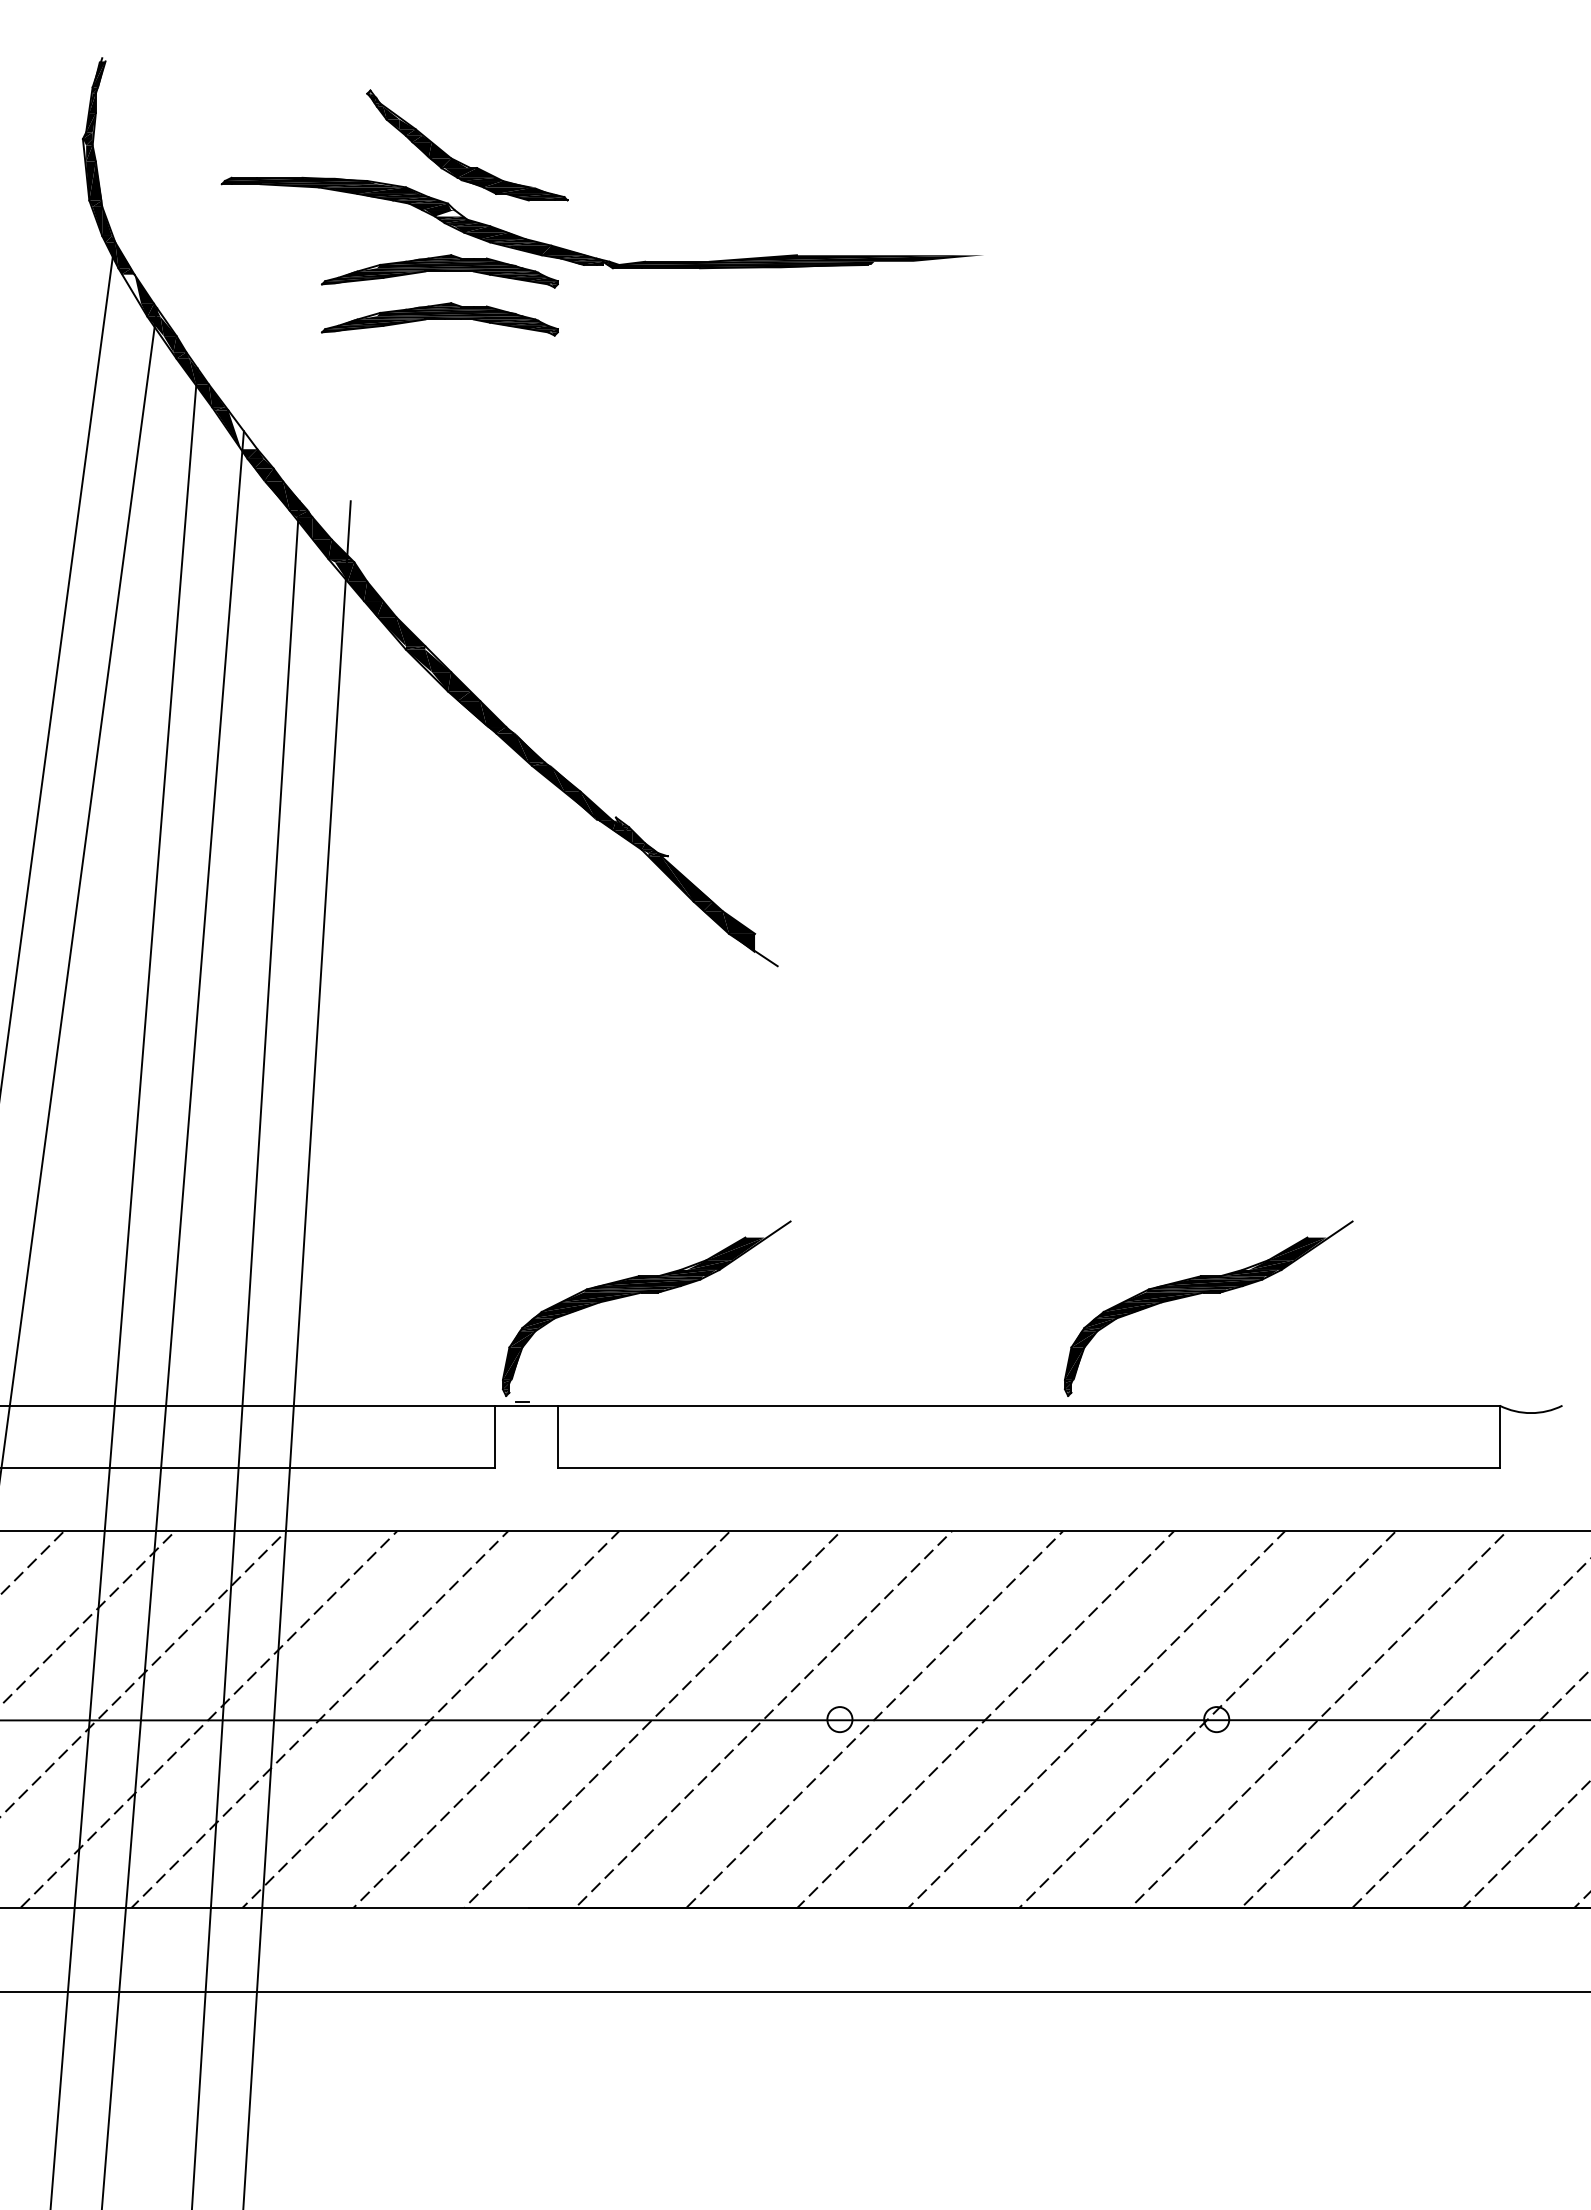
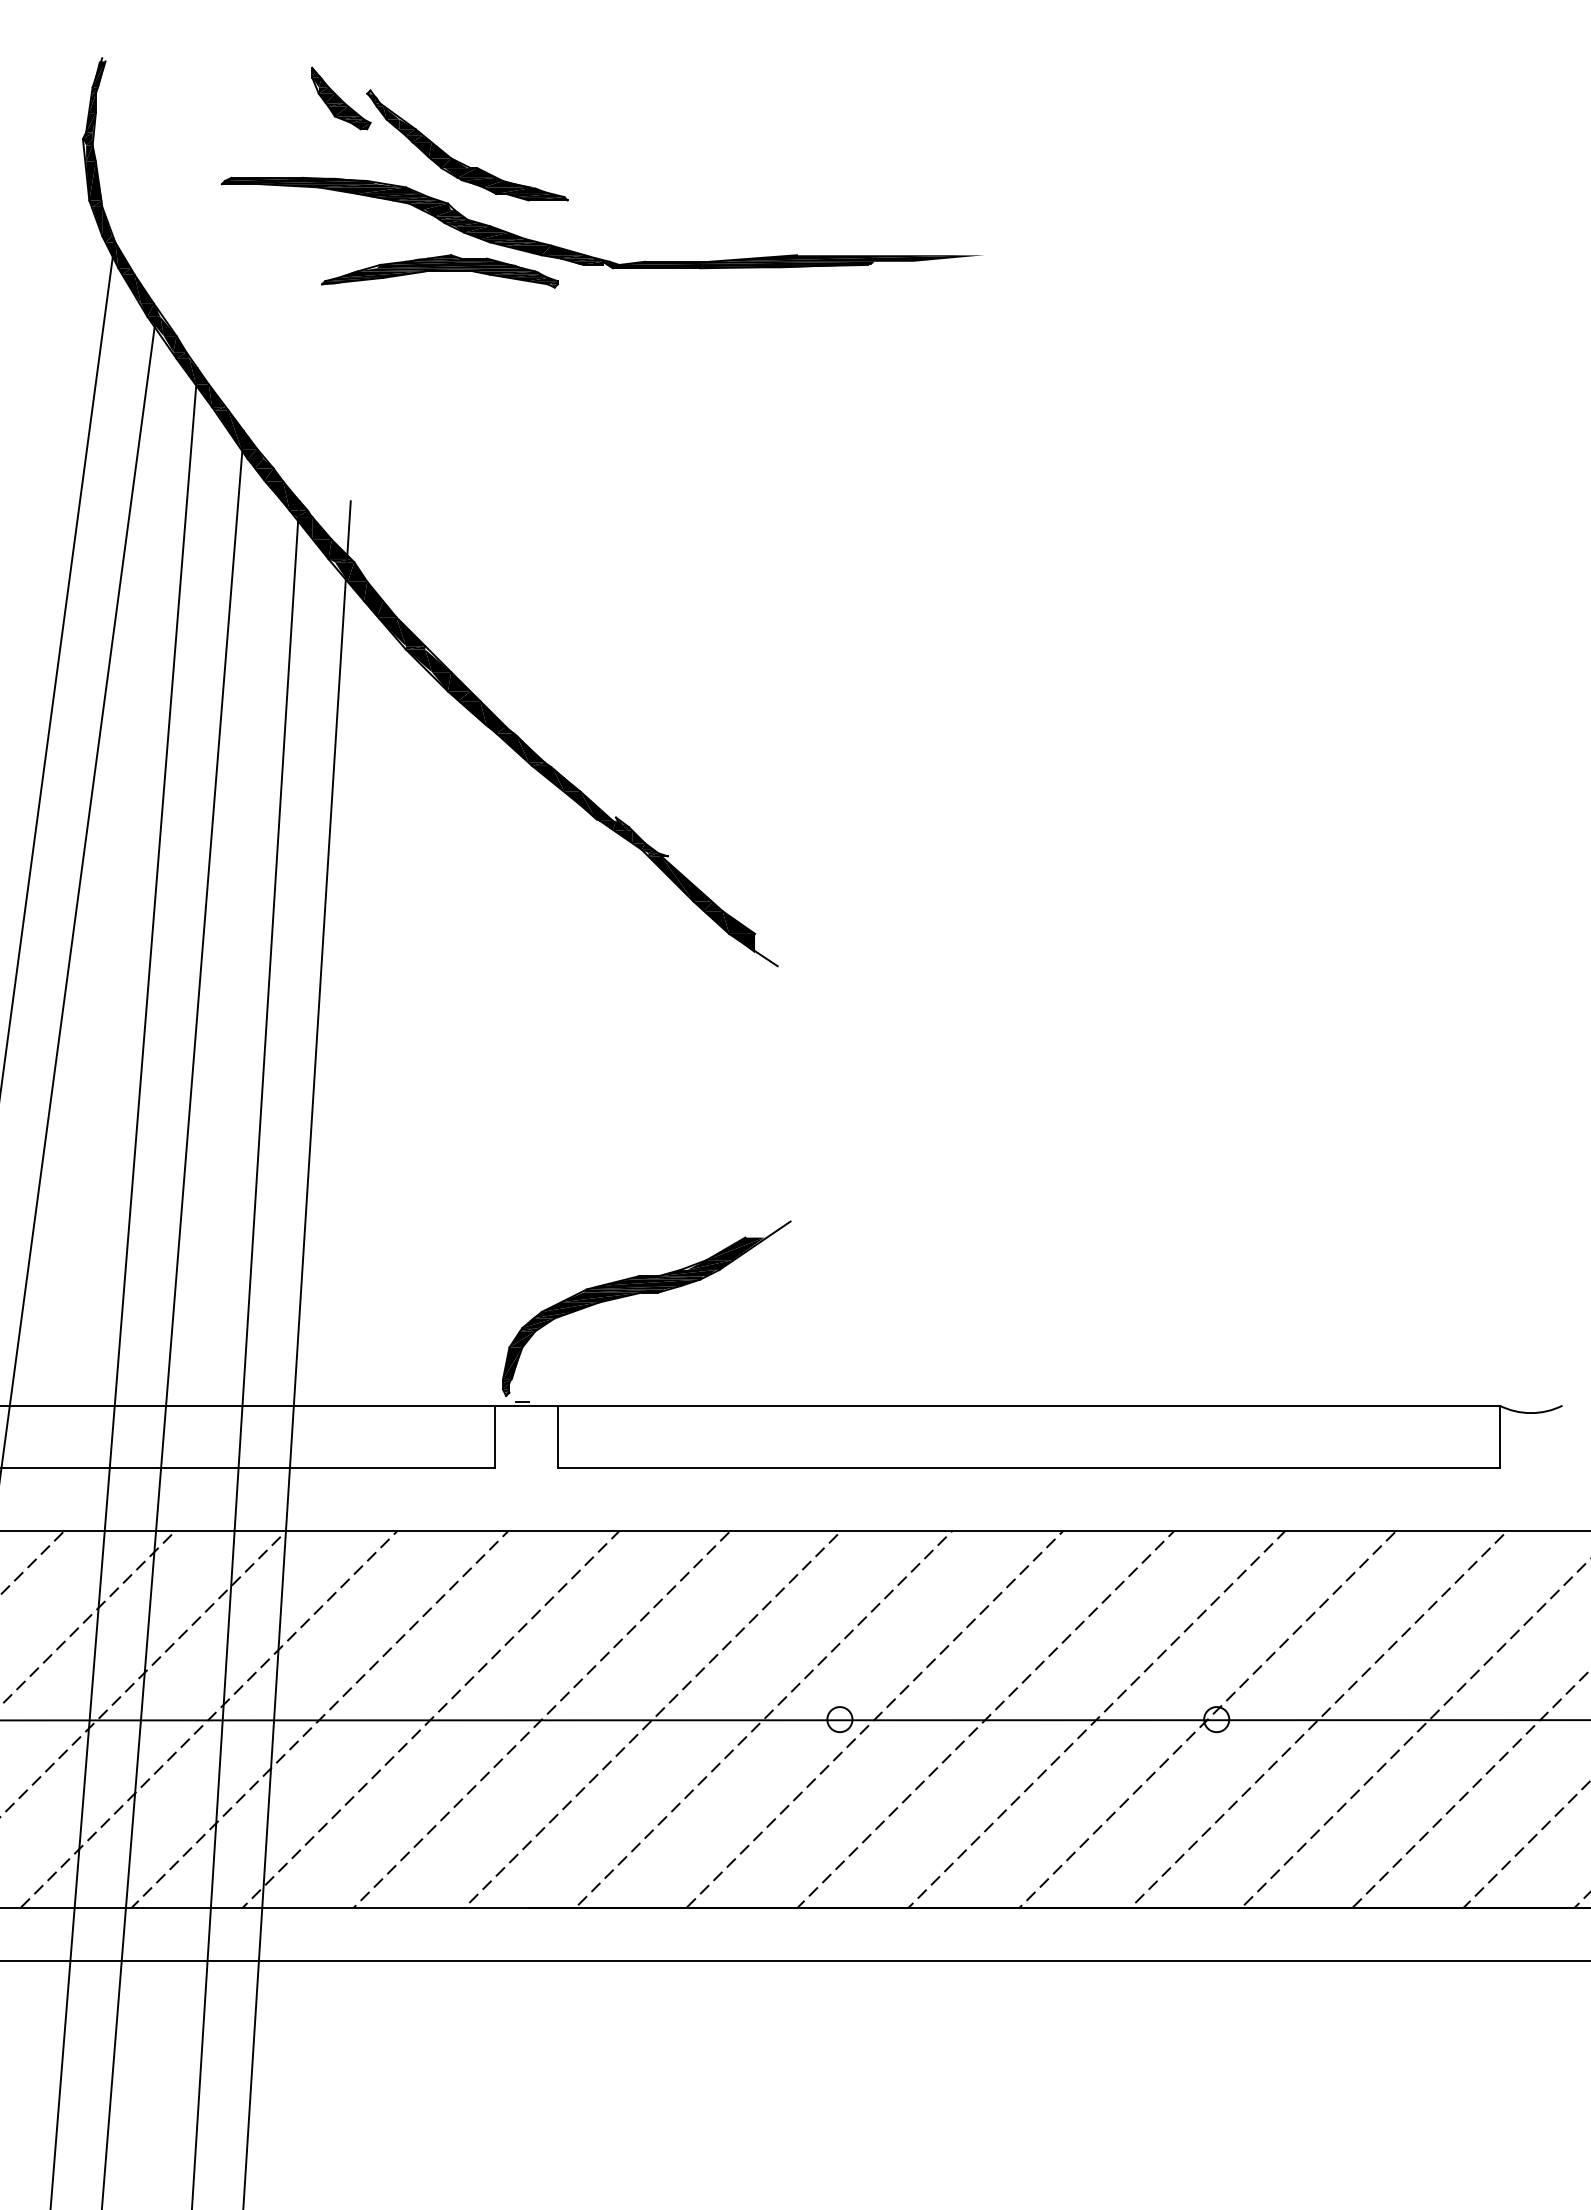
part: none -> present (341, 98)
fill: none -> present (449, 213)
fill: none -> present (131, 288)
part: present -> none (439, 319)
fill: none -> present (242, 429)
part: present -> none (1208, 1293)
line position: (794, 1992) -> (794, 1961) (794, 1961)
